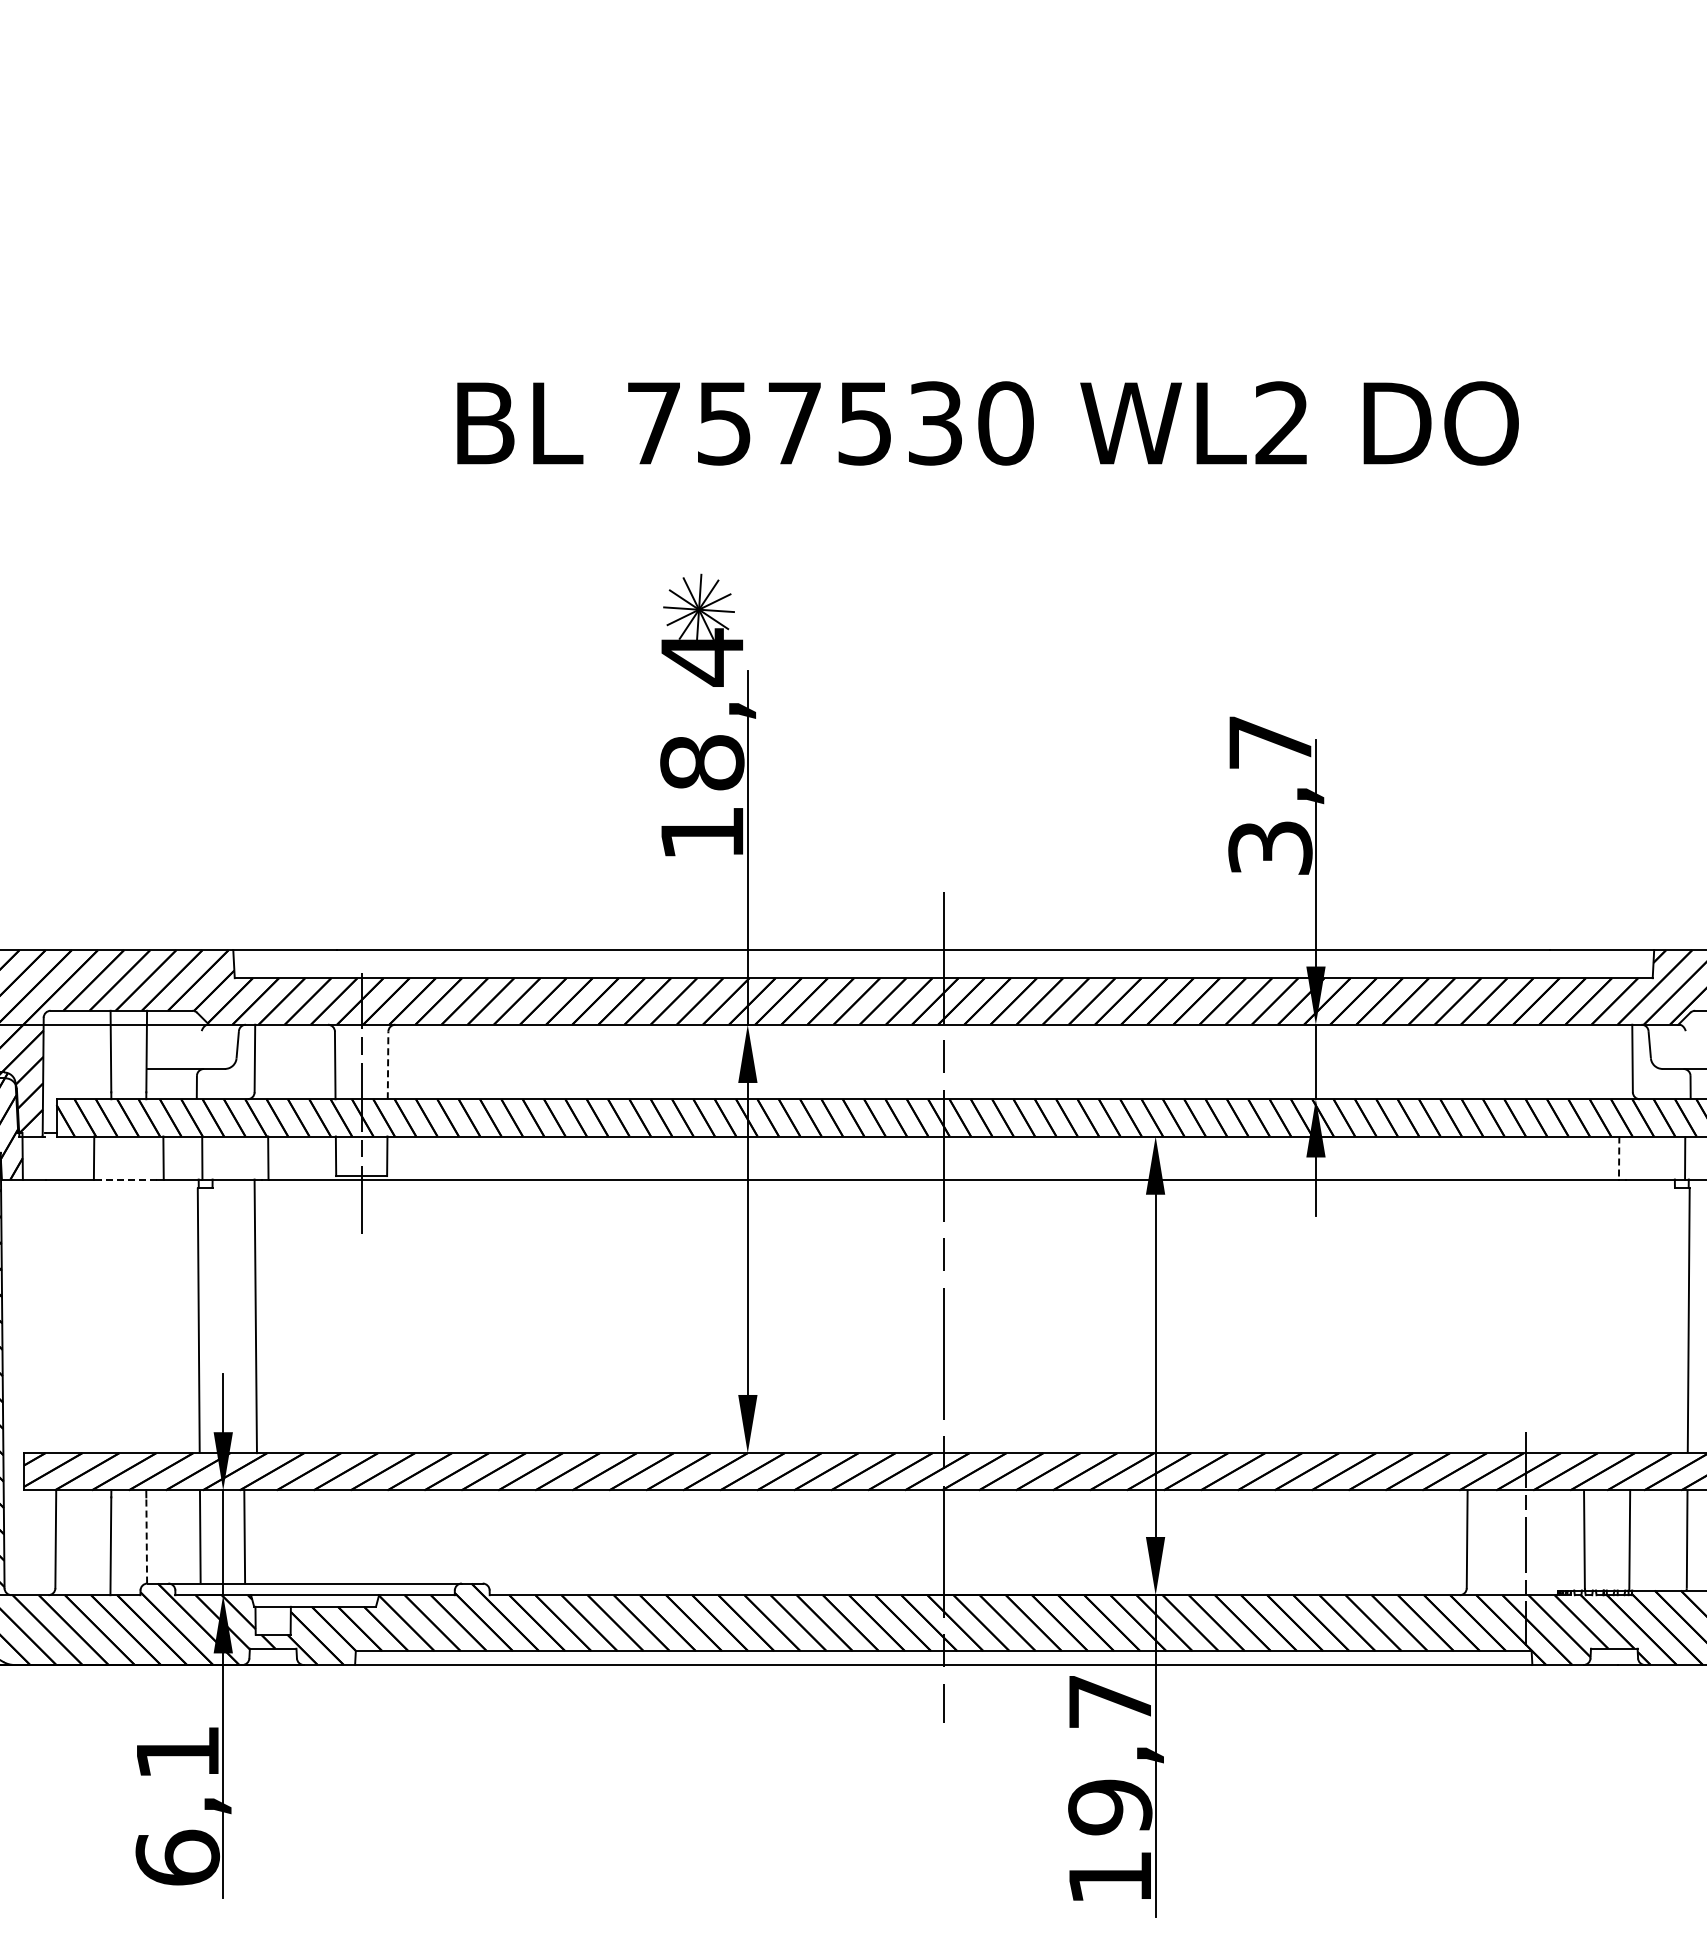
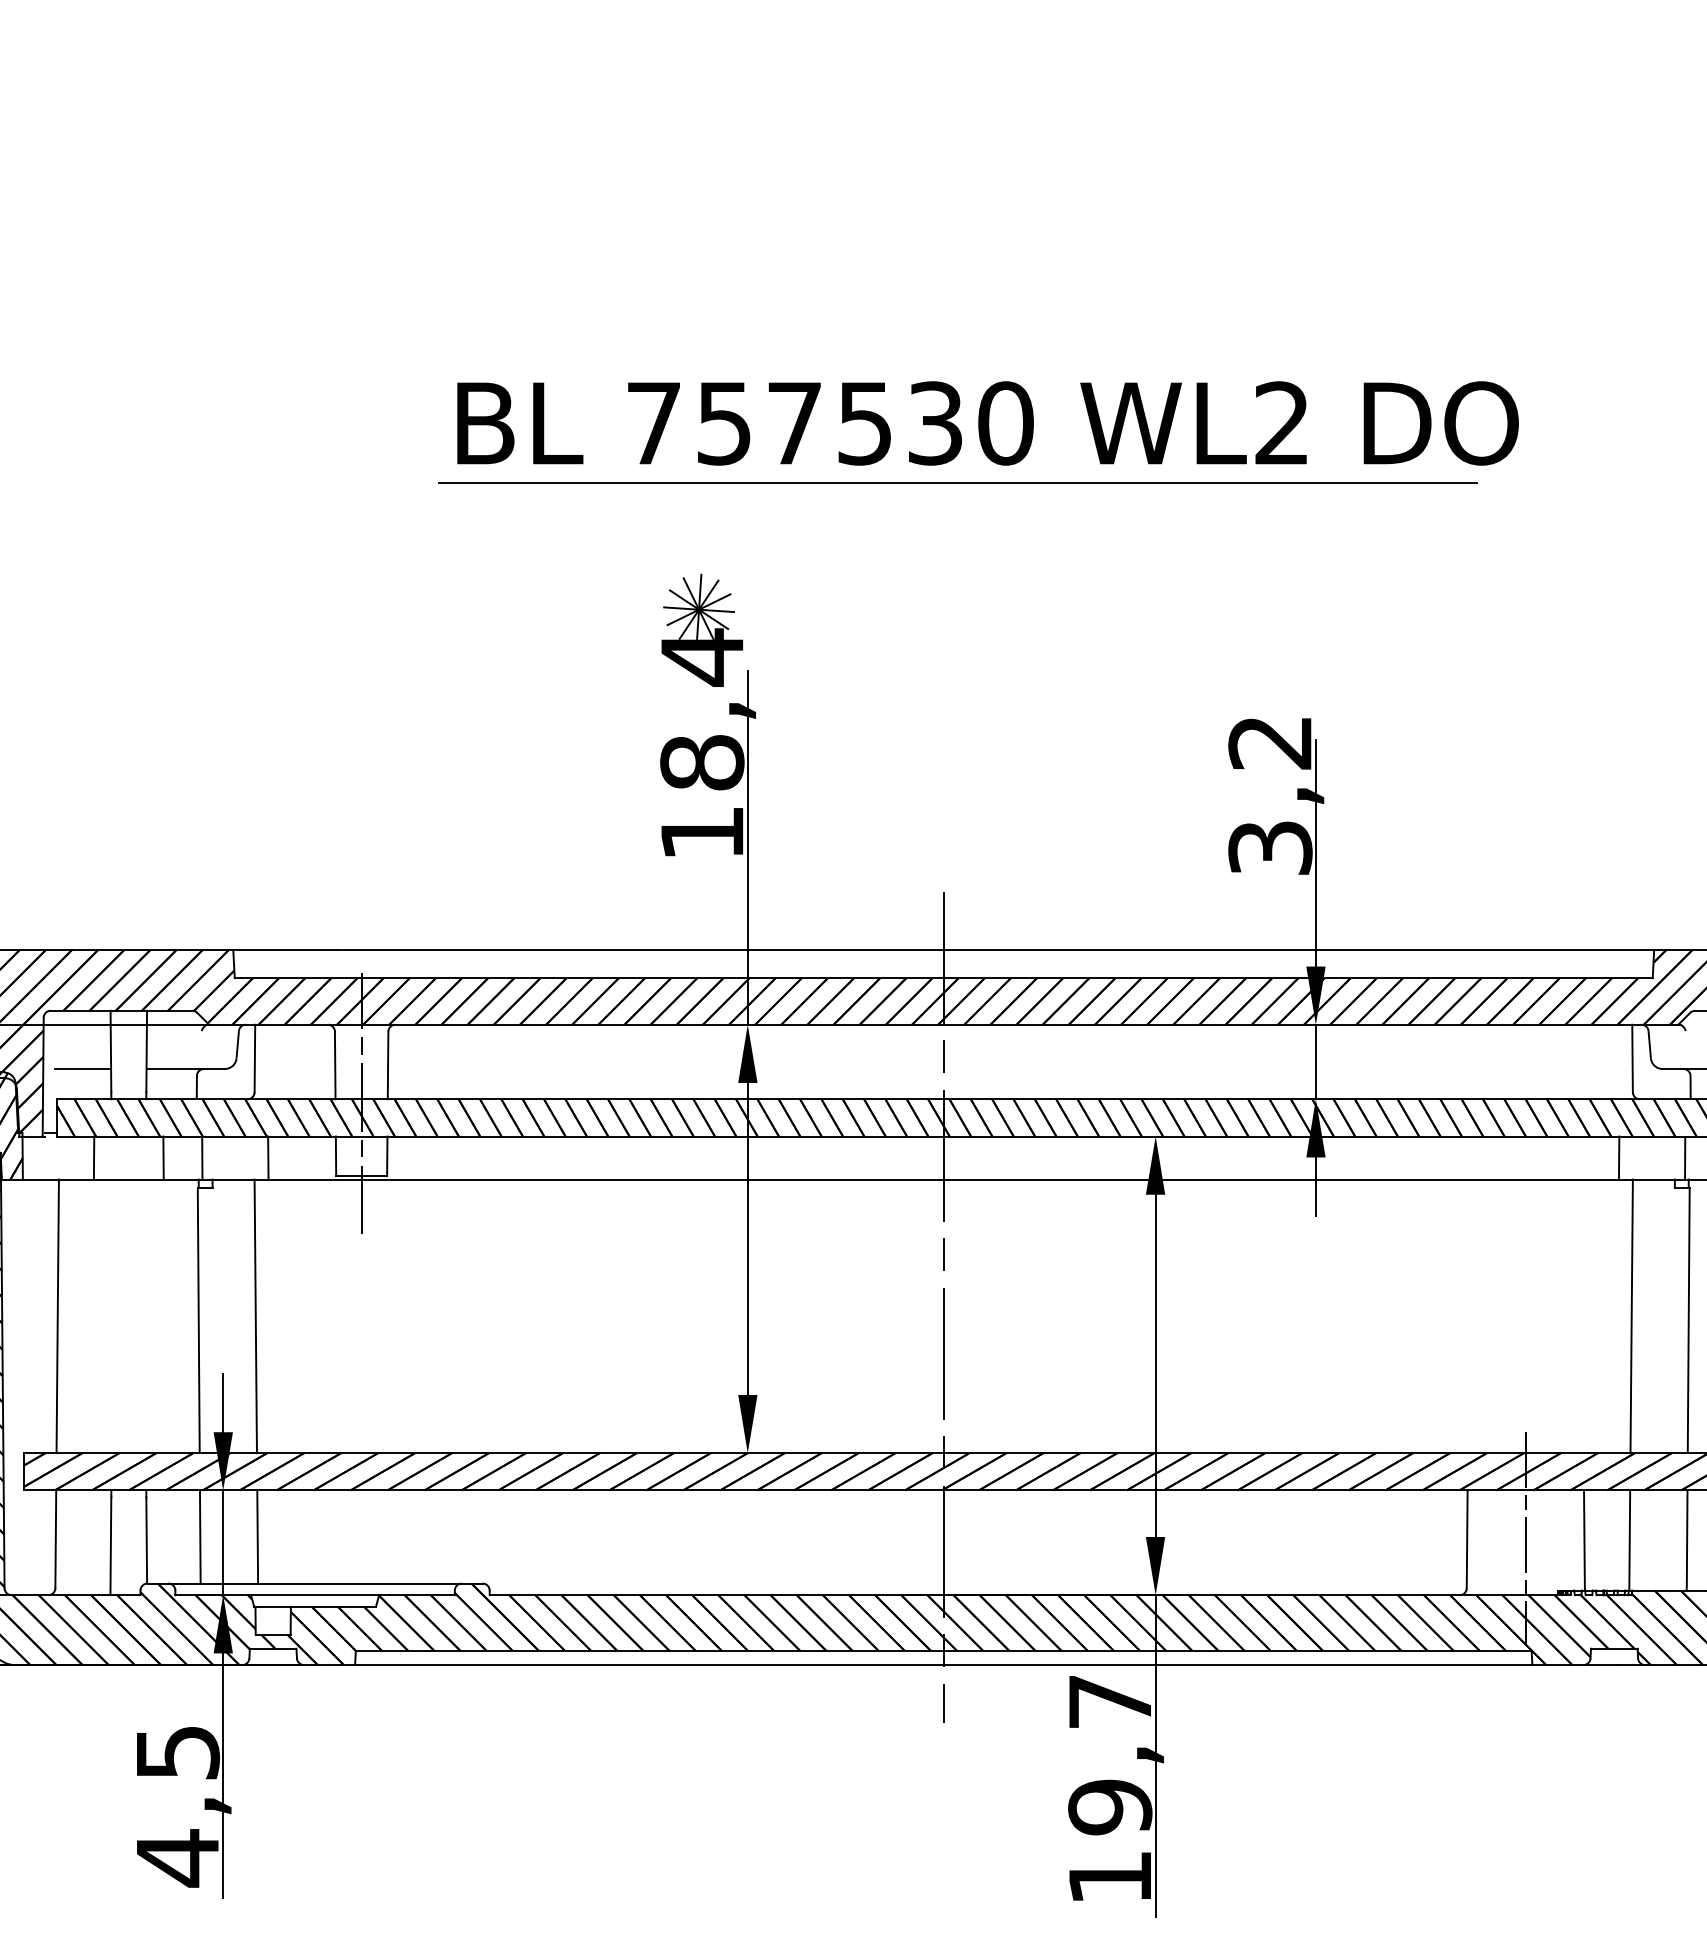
line: none -> present (957, 482)
text: 3,7 -> 3,2 (1269, 742)
line: dashed -> solid (388, 1065)
line: none -> present (82, 1068)
line: dashed -> solid (1619, 1158)
line: dashed -> solid (128, 1179)
line: none -> present (57, 1316)
line: none -> present (1631, 1316)
line position: (244, 1536) -> (257, 1536) (257, 1536)
line: dashed -> solid (146, 1539)
text: 6,1 -> 4,5 (177, 1807)
